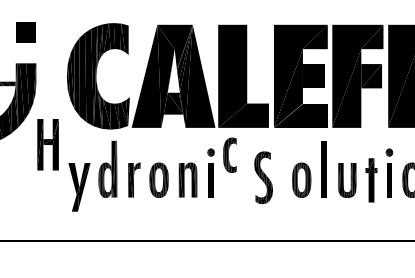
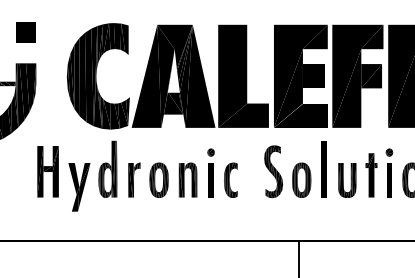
part position: (47, 144) -> (47, 171) (47, 171)
part position: (229, 154) -> (230, 179) (230, 179)
part position: (263, 177) -> (273, 171) (273, 171)
part position: (371, 180) -> (371, 175) (371, 175)
line: none -> present (298, 257)
